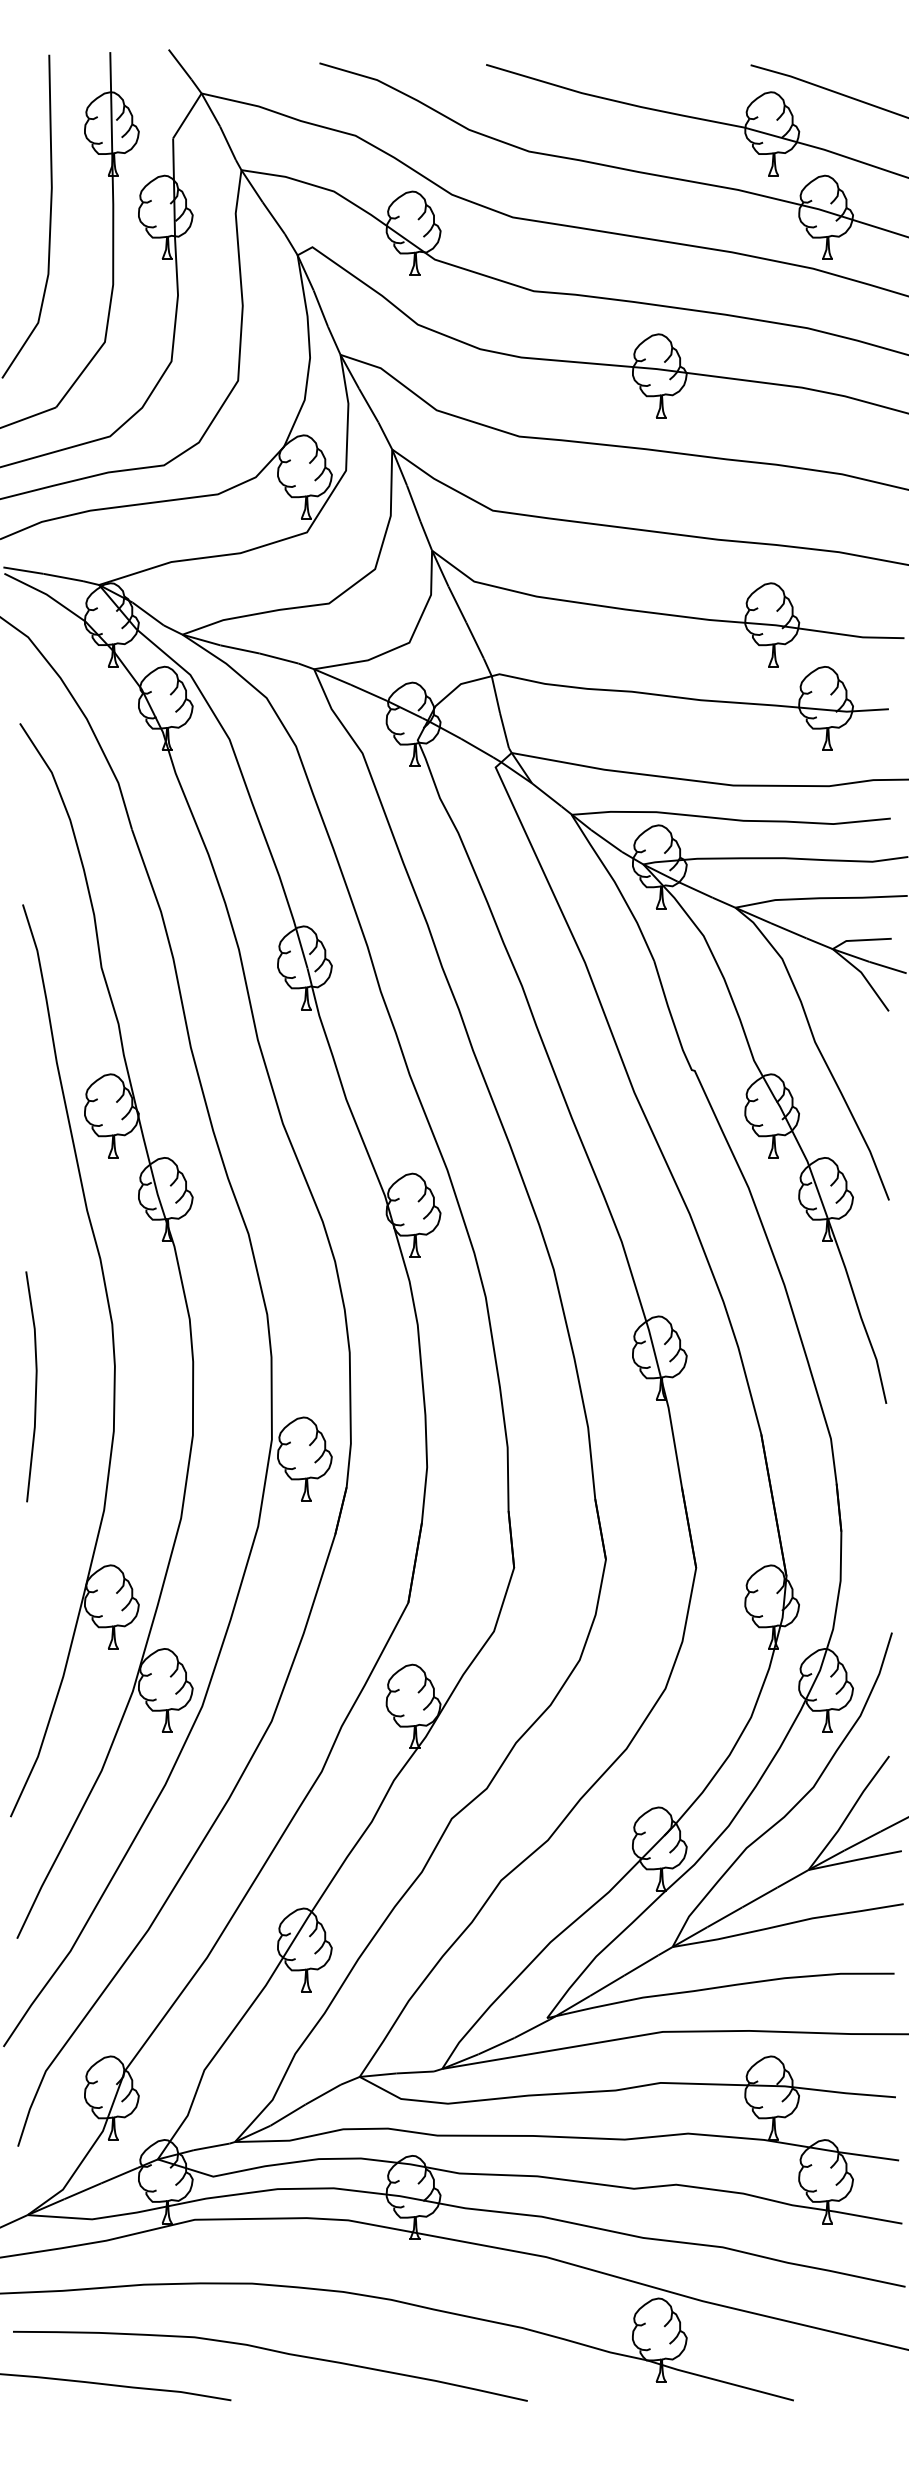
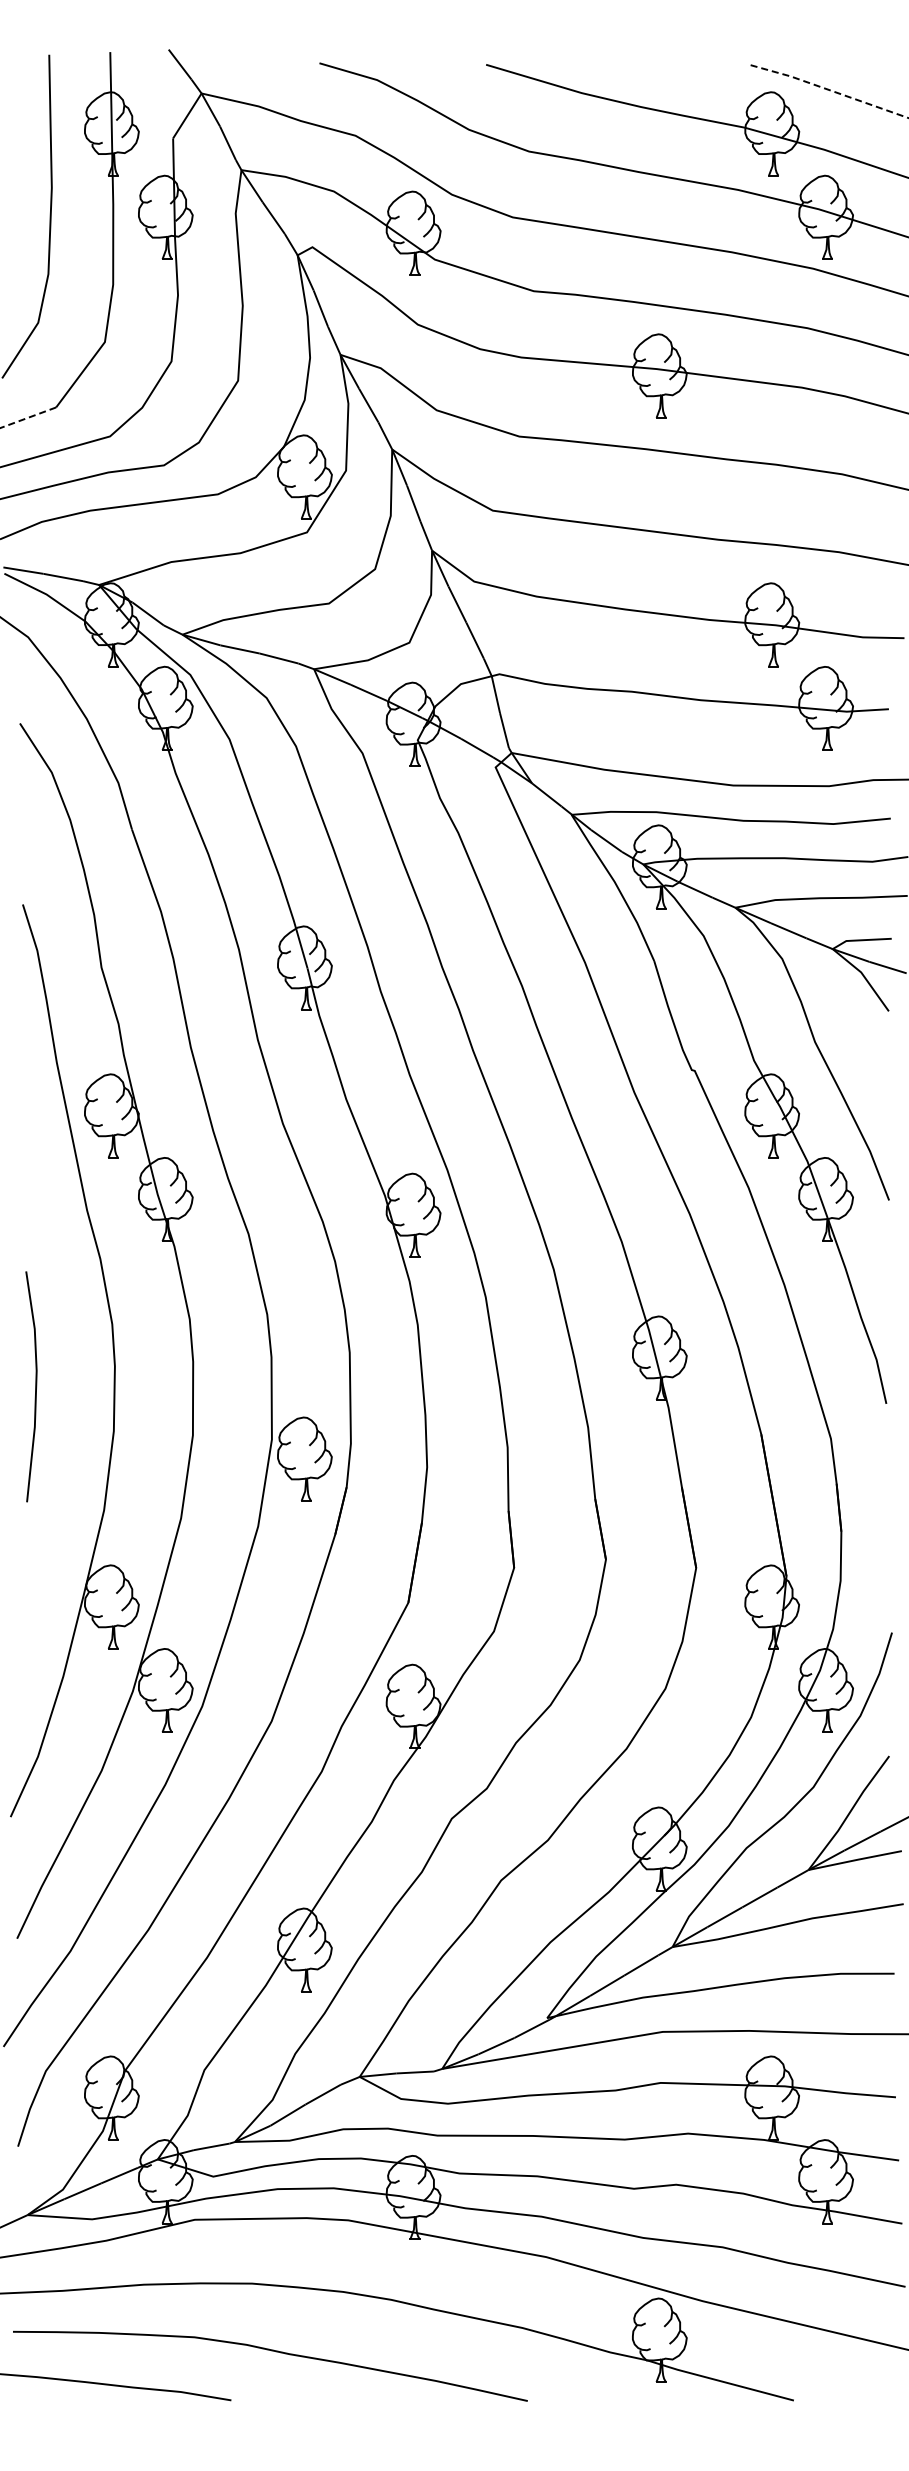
line: solid -> dashed (830, 90)
line: solid -> dashed (28, 417)
